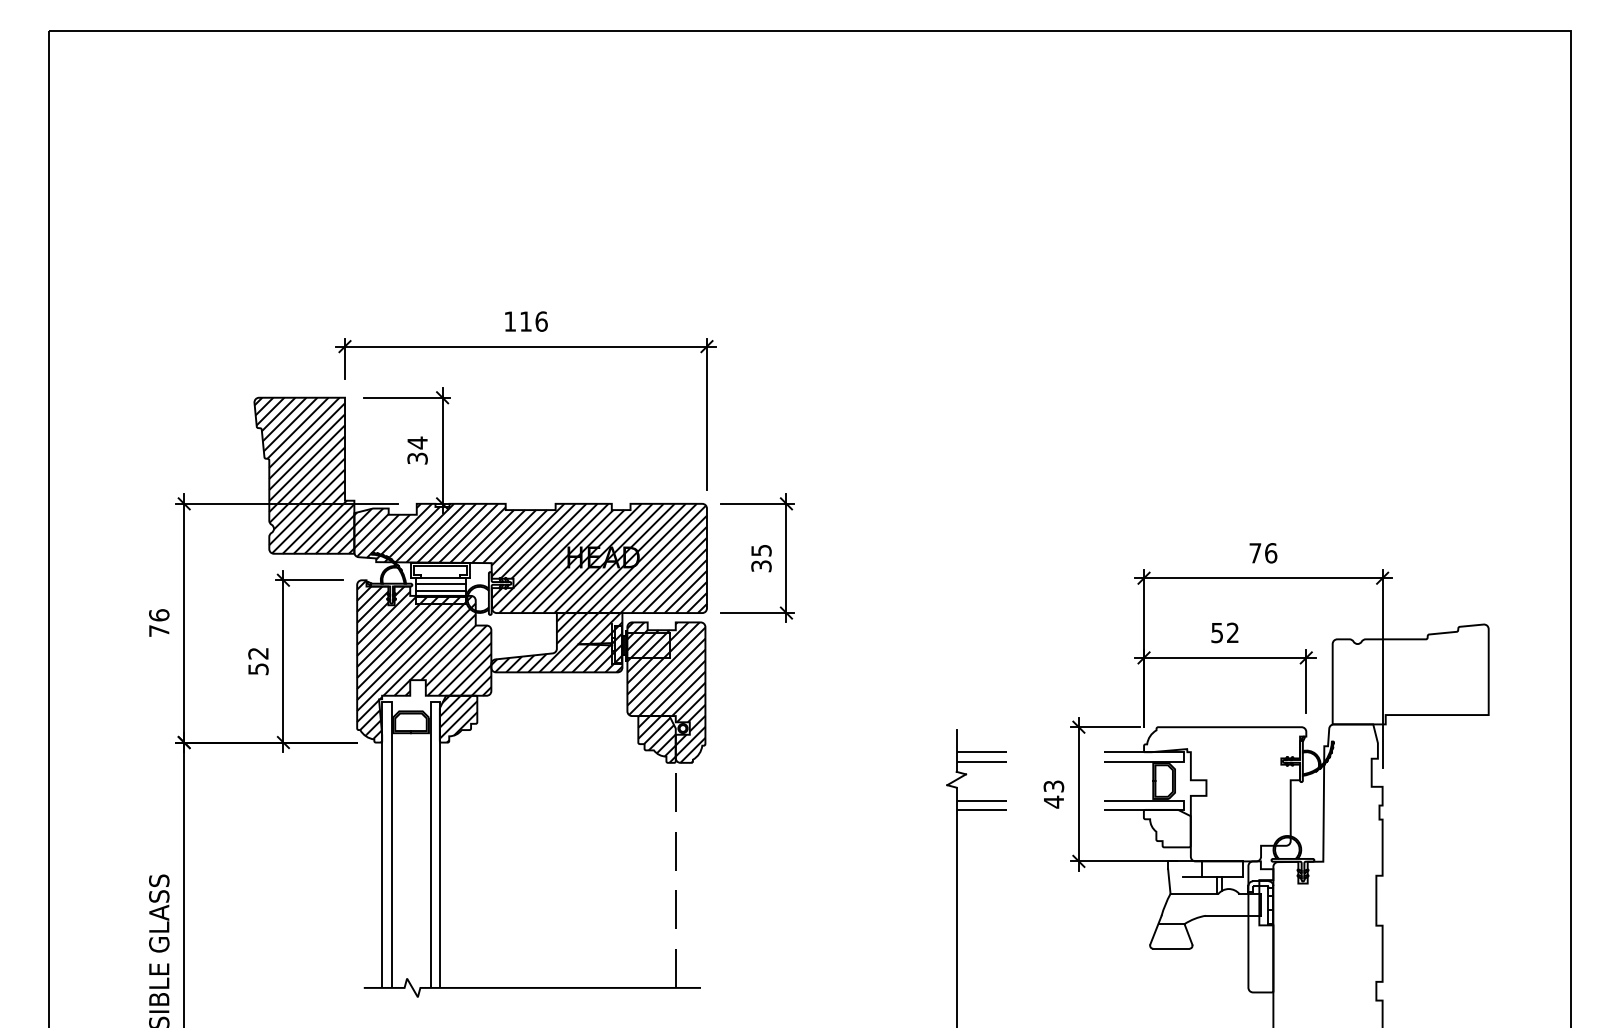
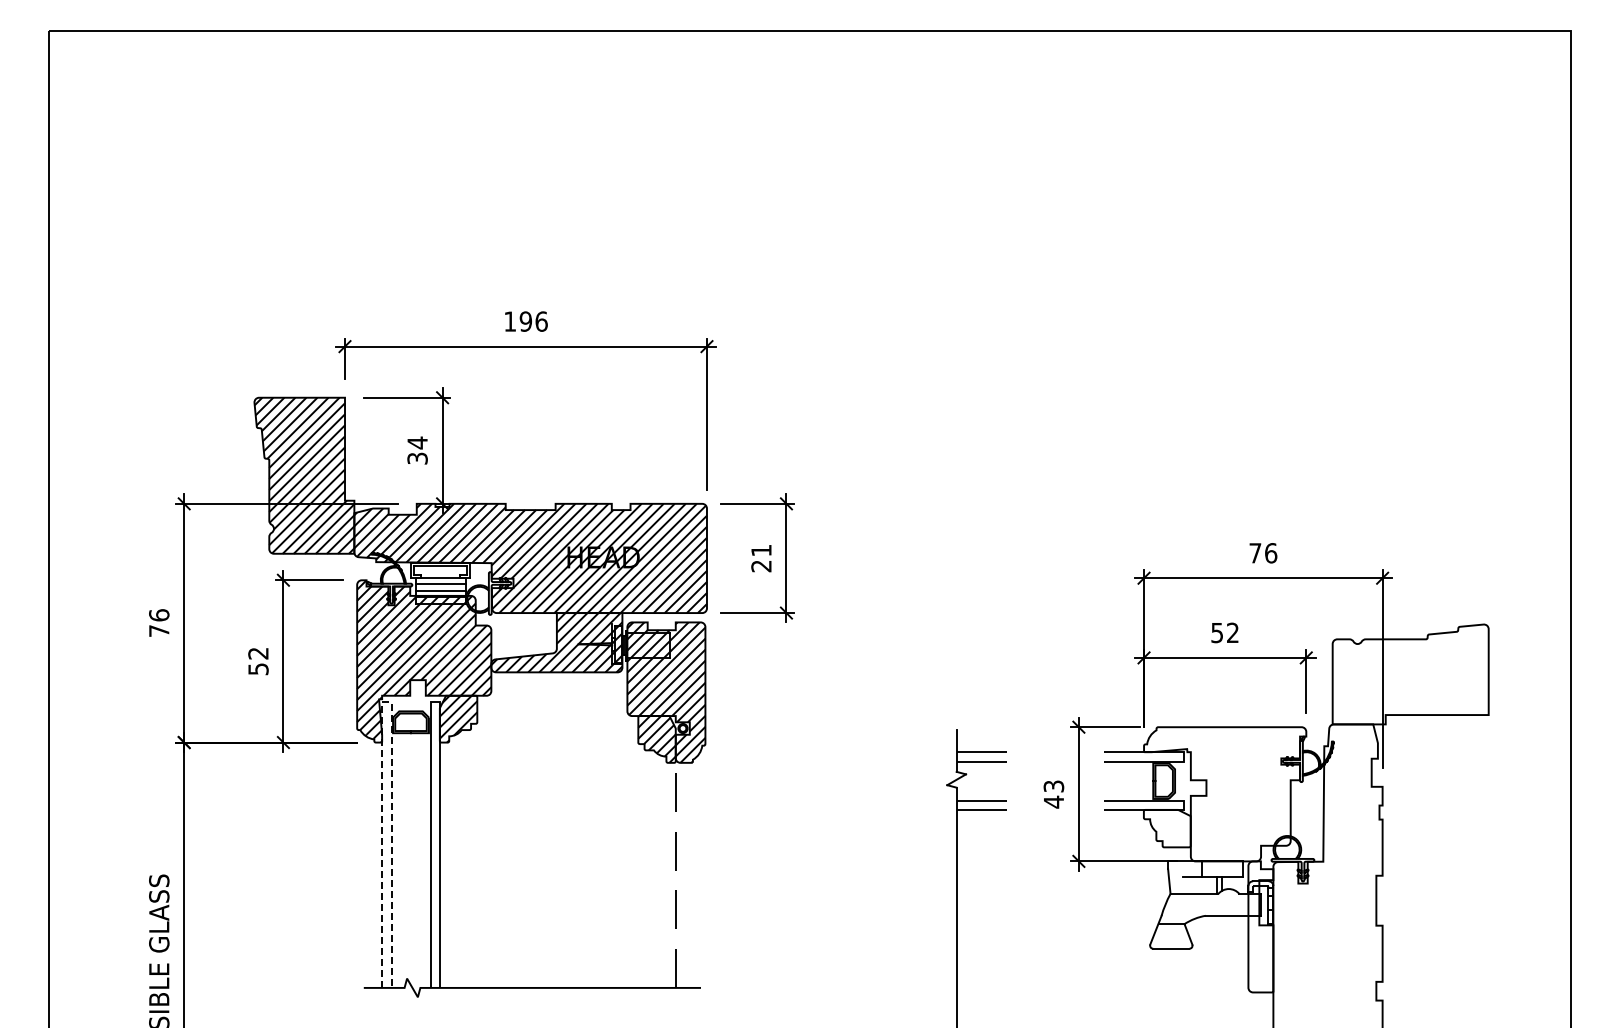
text: 116 -> 196 (525, 321)
text: 35 -> 21 (761, 558)
line: solid -> dashed (386, 702)
